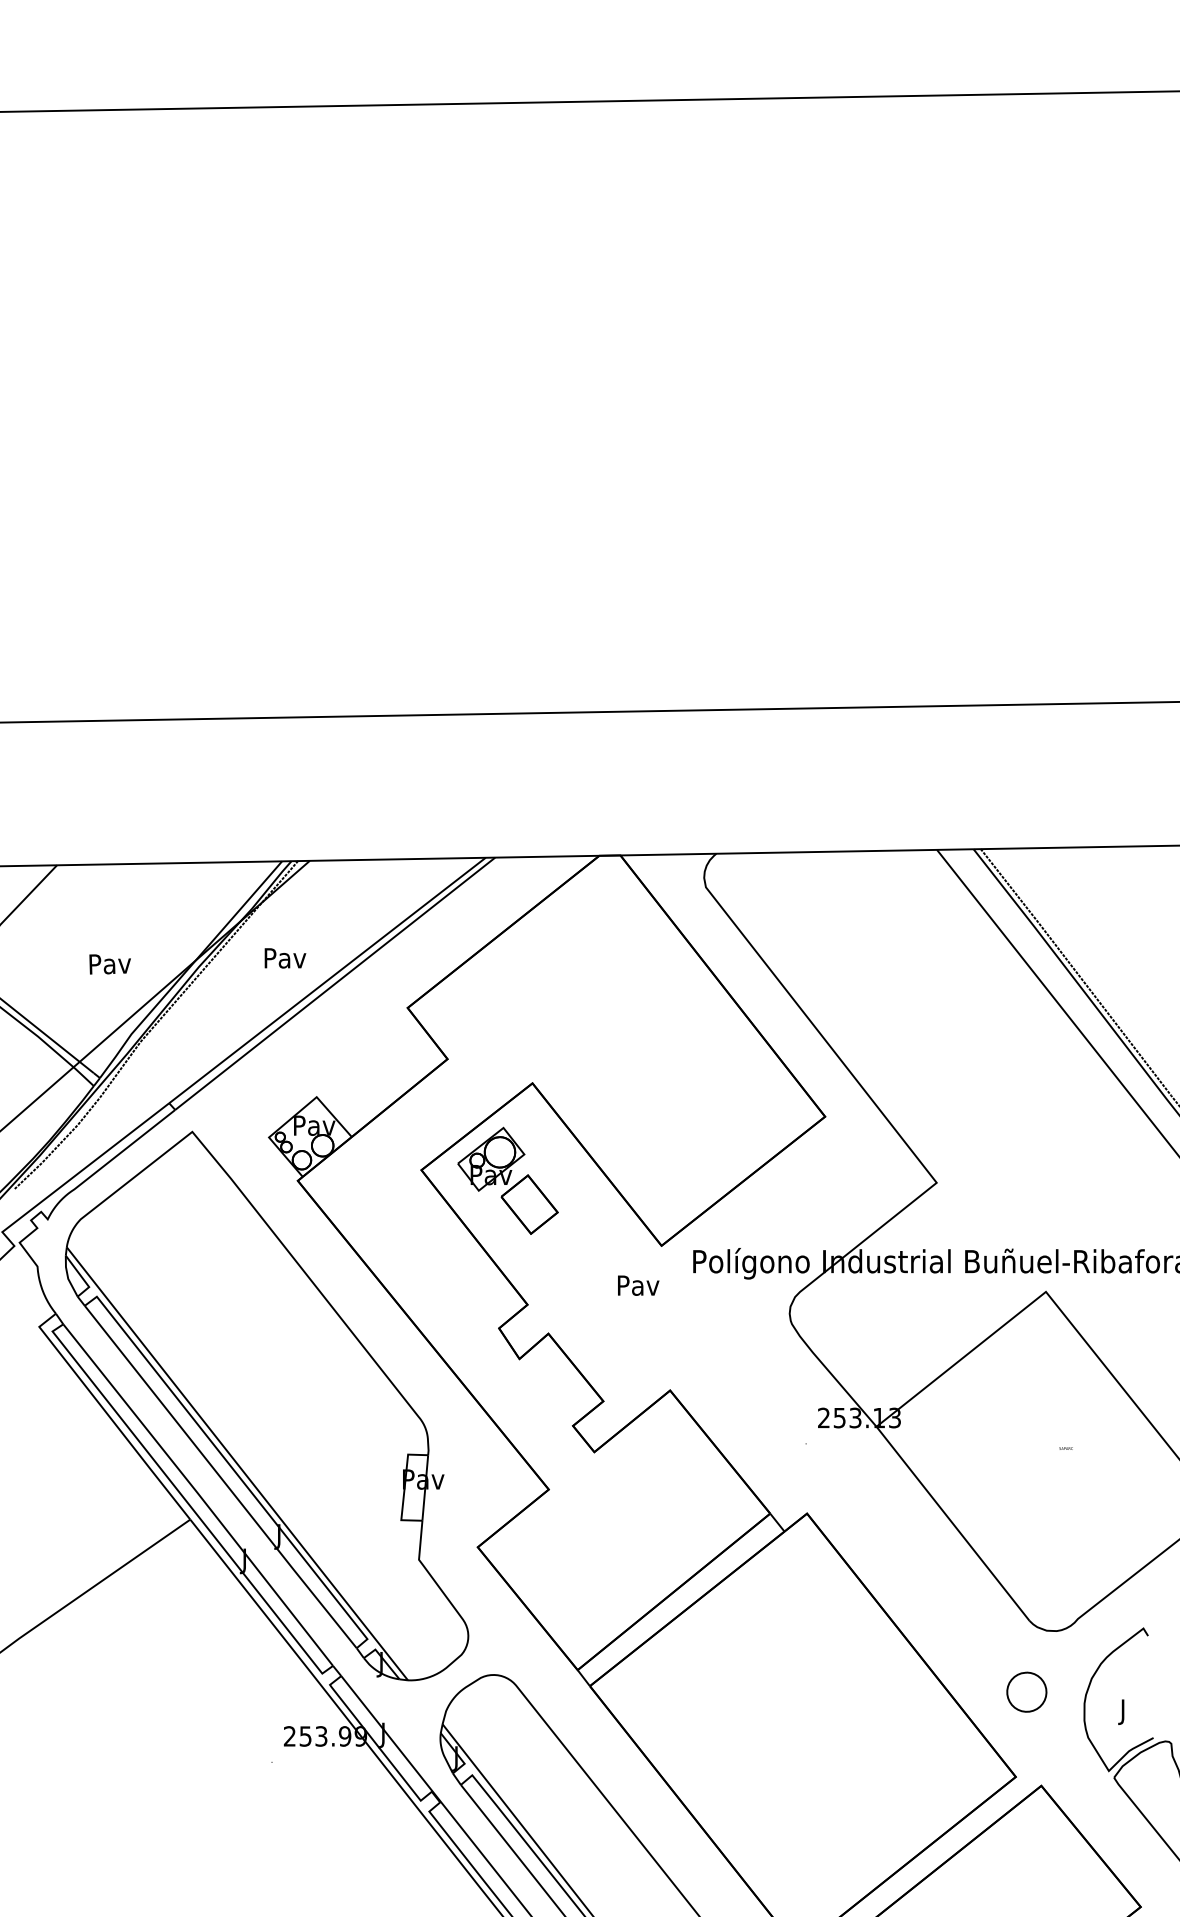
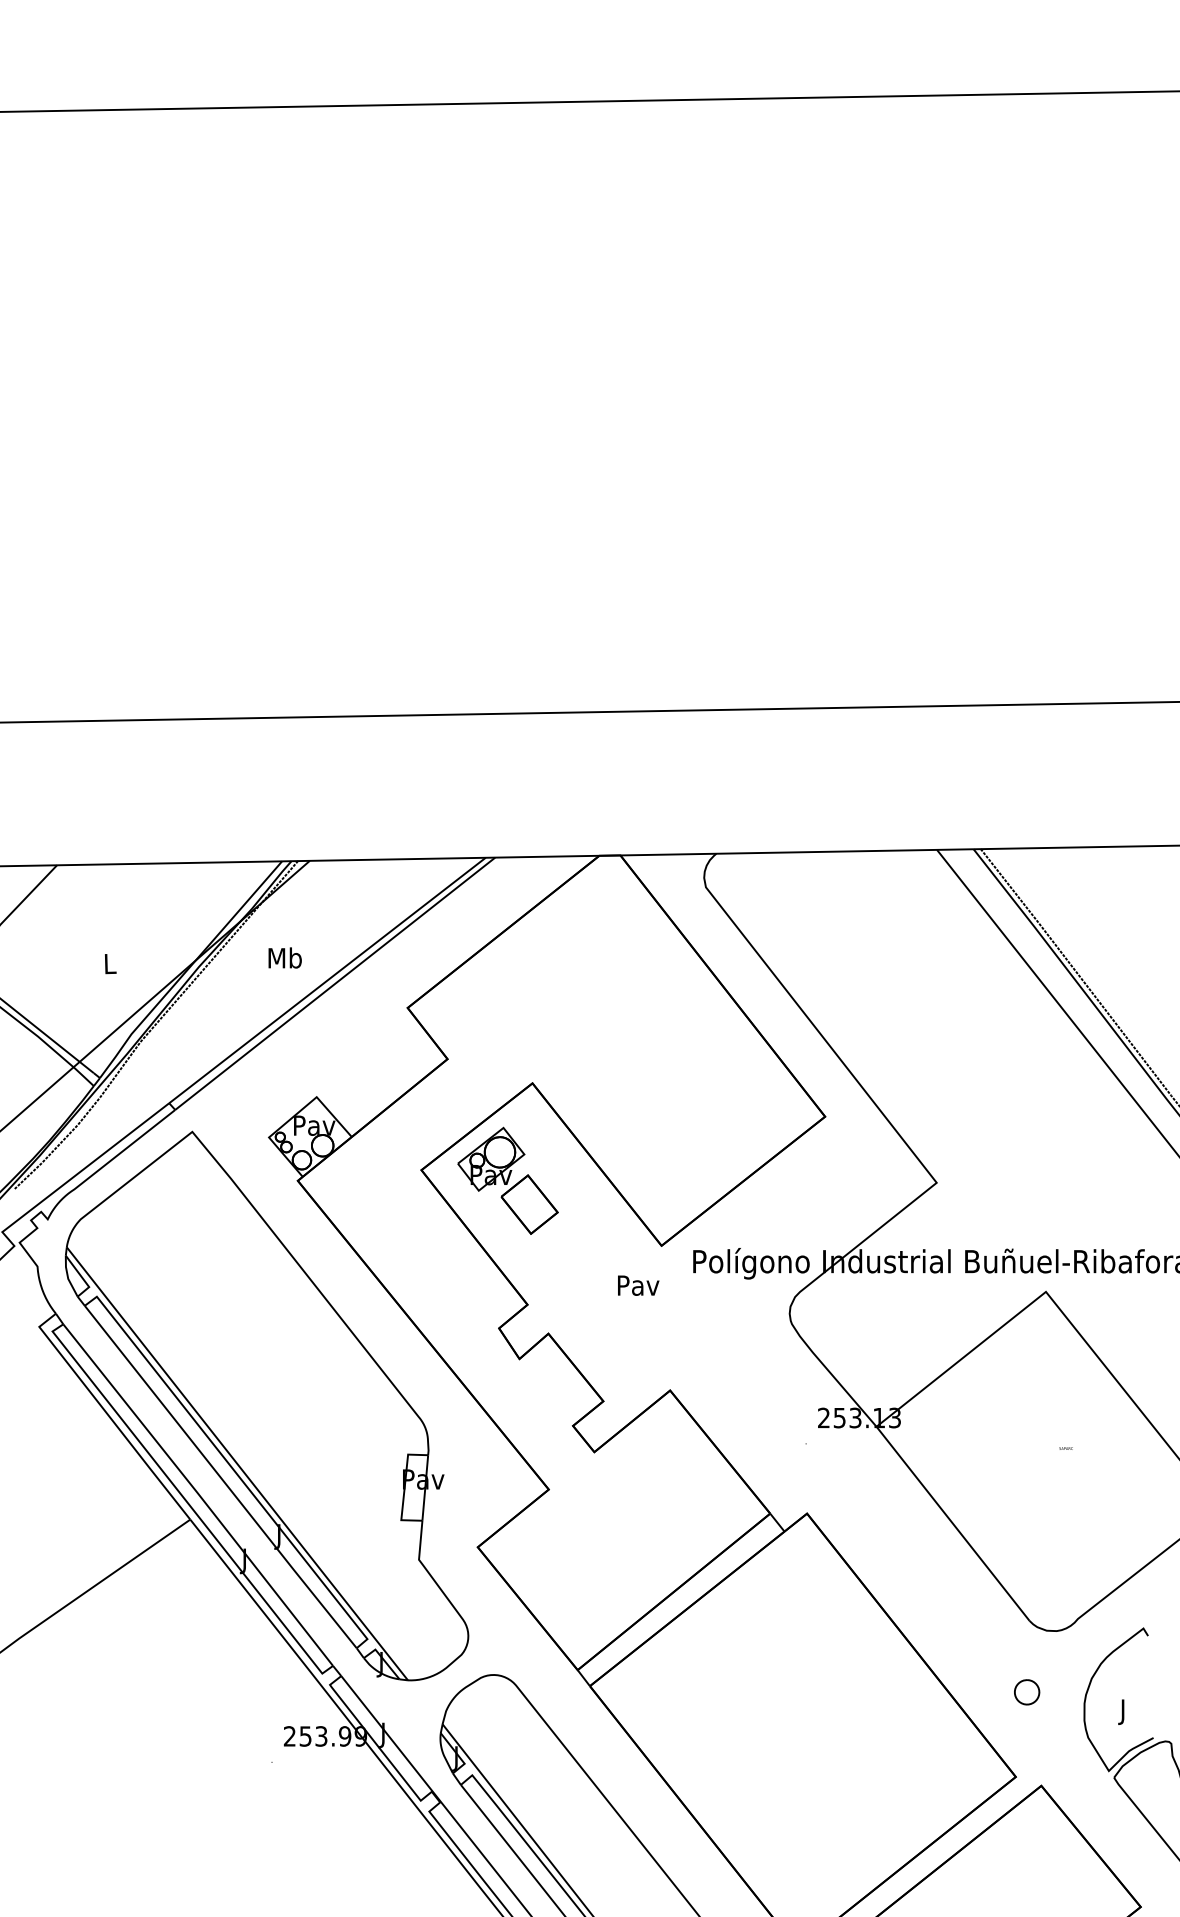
text: Pav -> Mb (285, 957)
text: Pav -> L (109, 964)
part size: 42x42 px -> 27x27 px (1027, 1692)
